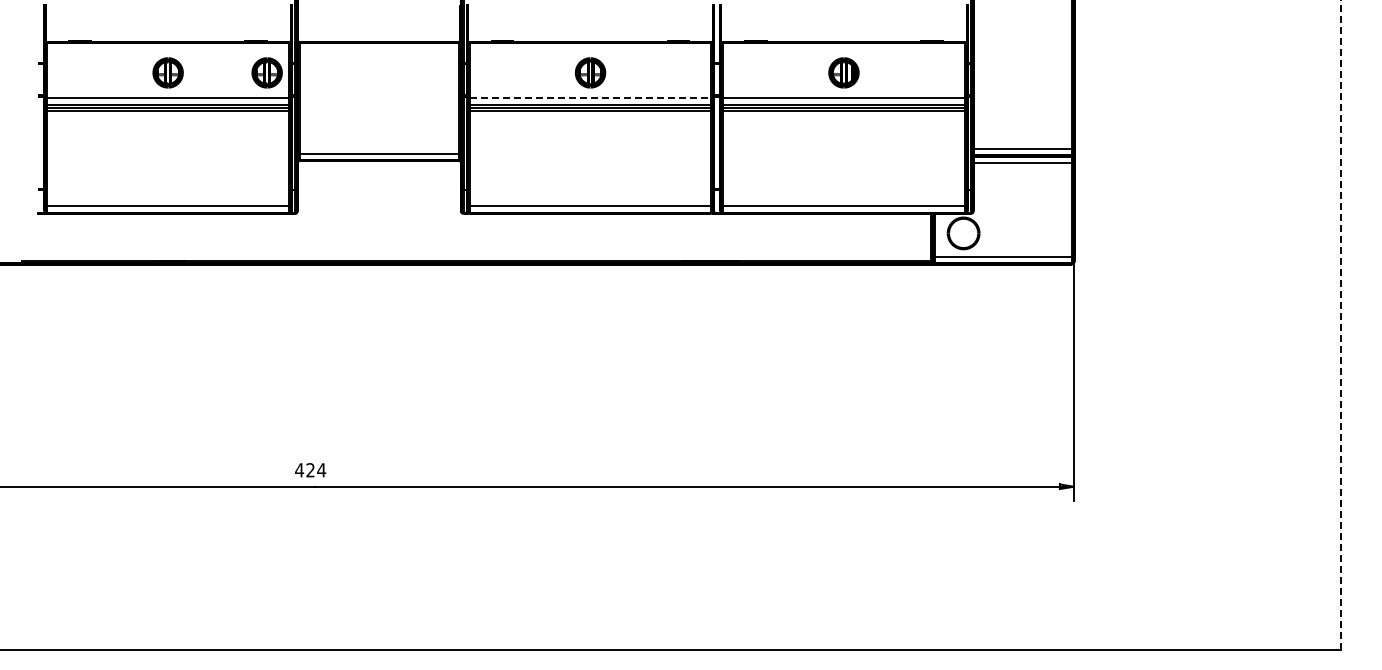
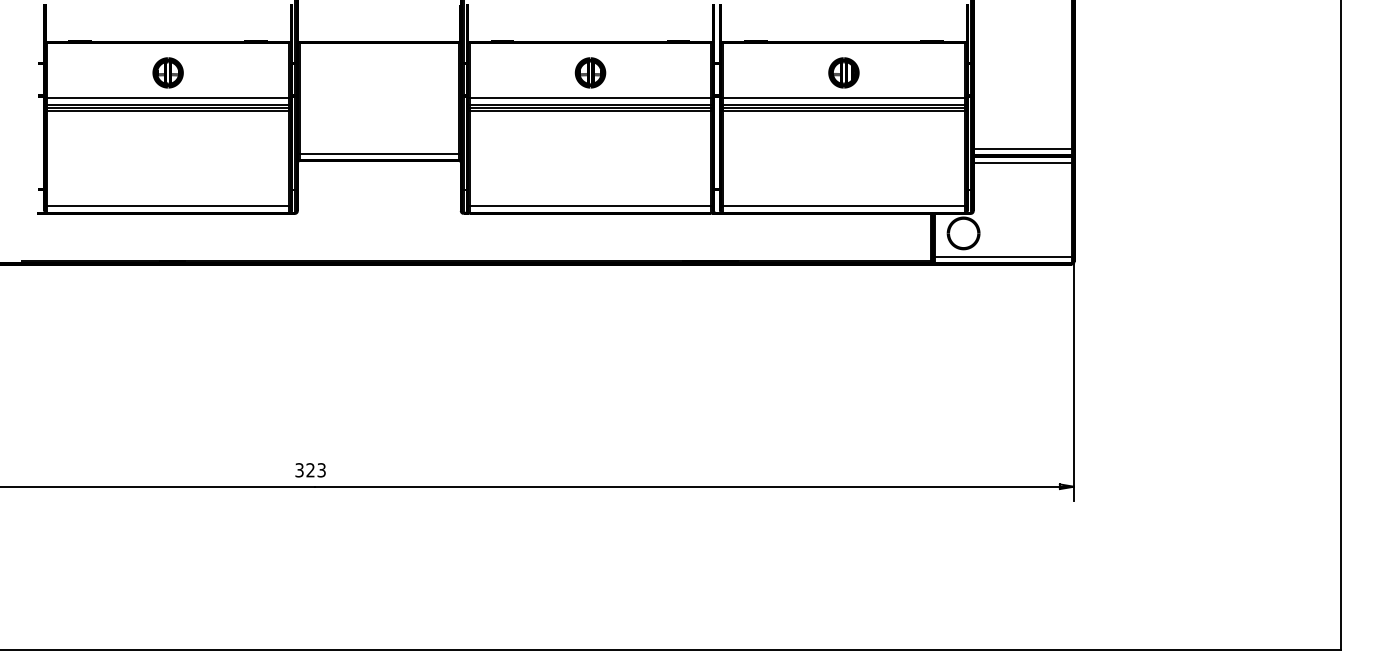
part: present -> none (266, 72)
line: dashed -> solid (590, 97)
line: dashed -> solid (1340, 325)
text: 424 -> 323 (310, 470)
